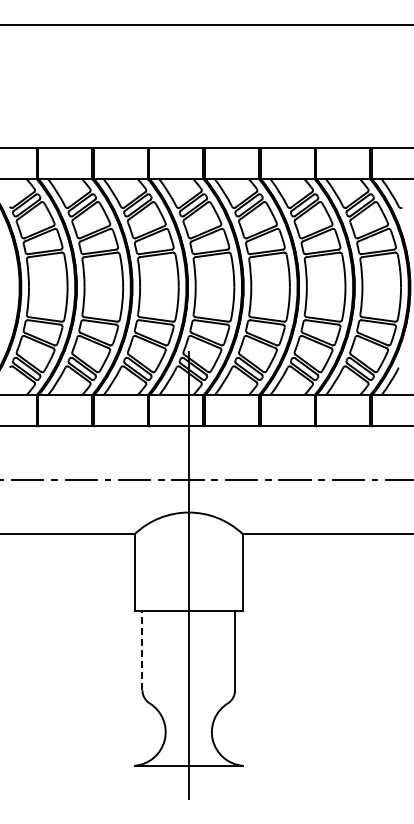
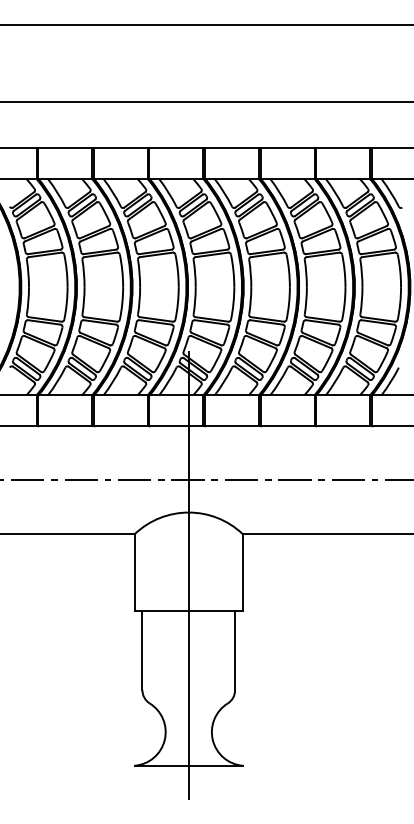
line: none -> present (206, 101)
line: dashed -> solid (142, 650)
